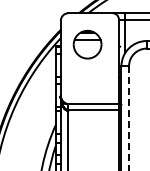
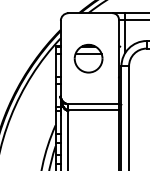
part position: (87, 44) -> (88, 58) (88, 58)
line: dashed -> solid (129, 118)
